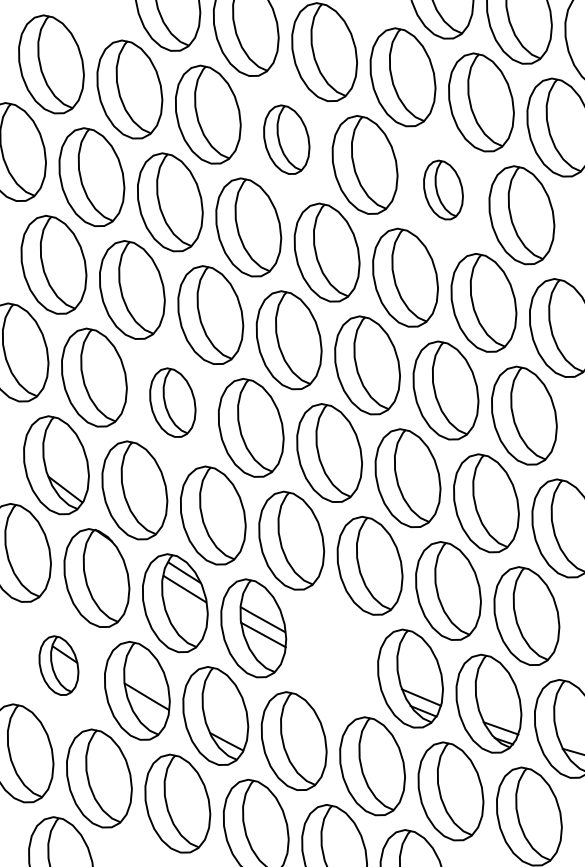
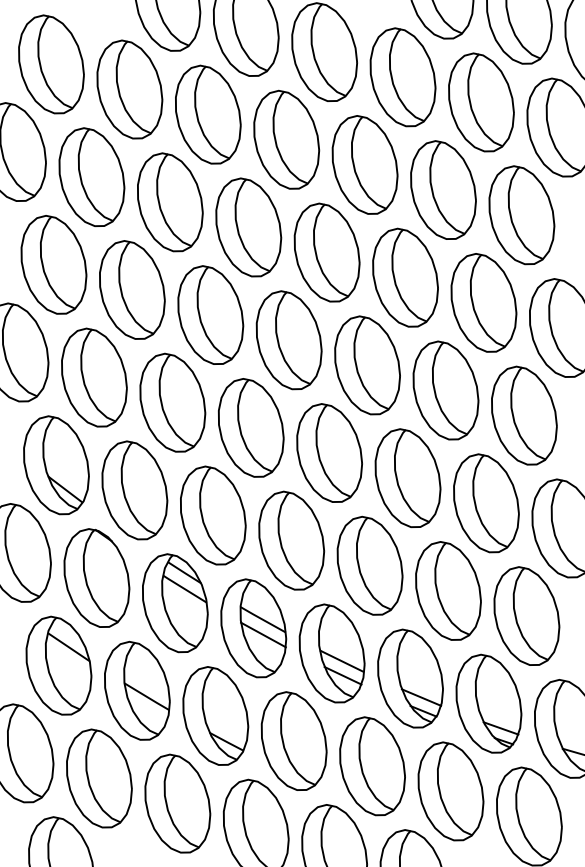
part size: 48x71 px -> 68x101 px (286, 139)
part size: 41x62 px -> 67x100 px (443, 189)
part size: 48x71 px -> 68x101 px (172, 402)
part: none -> present (331, 653)
part size: 42x61 px -> 68x101 px (58, 665)
